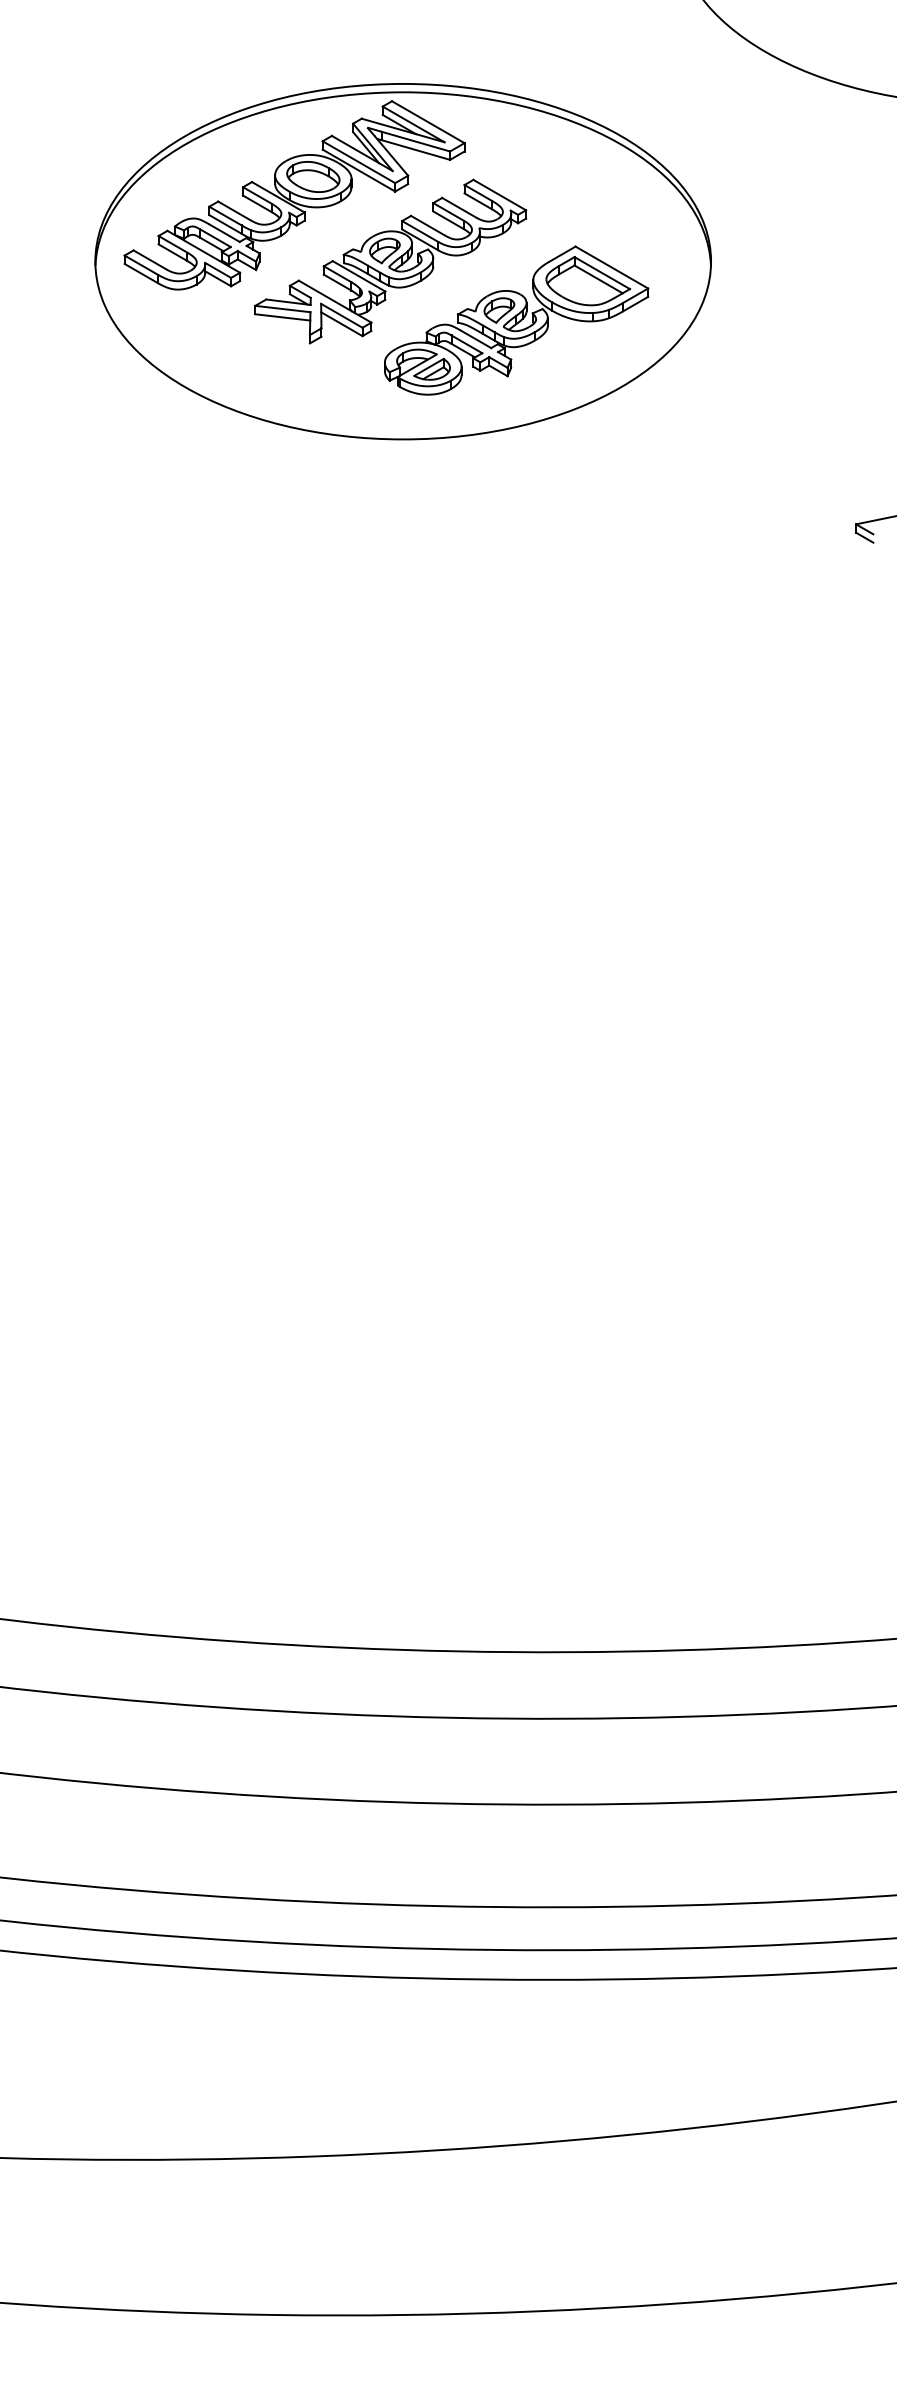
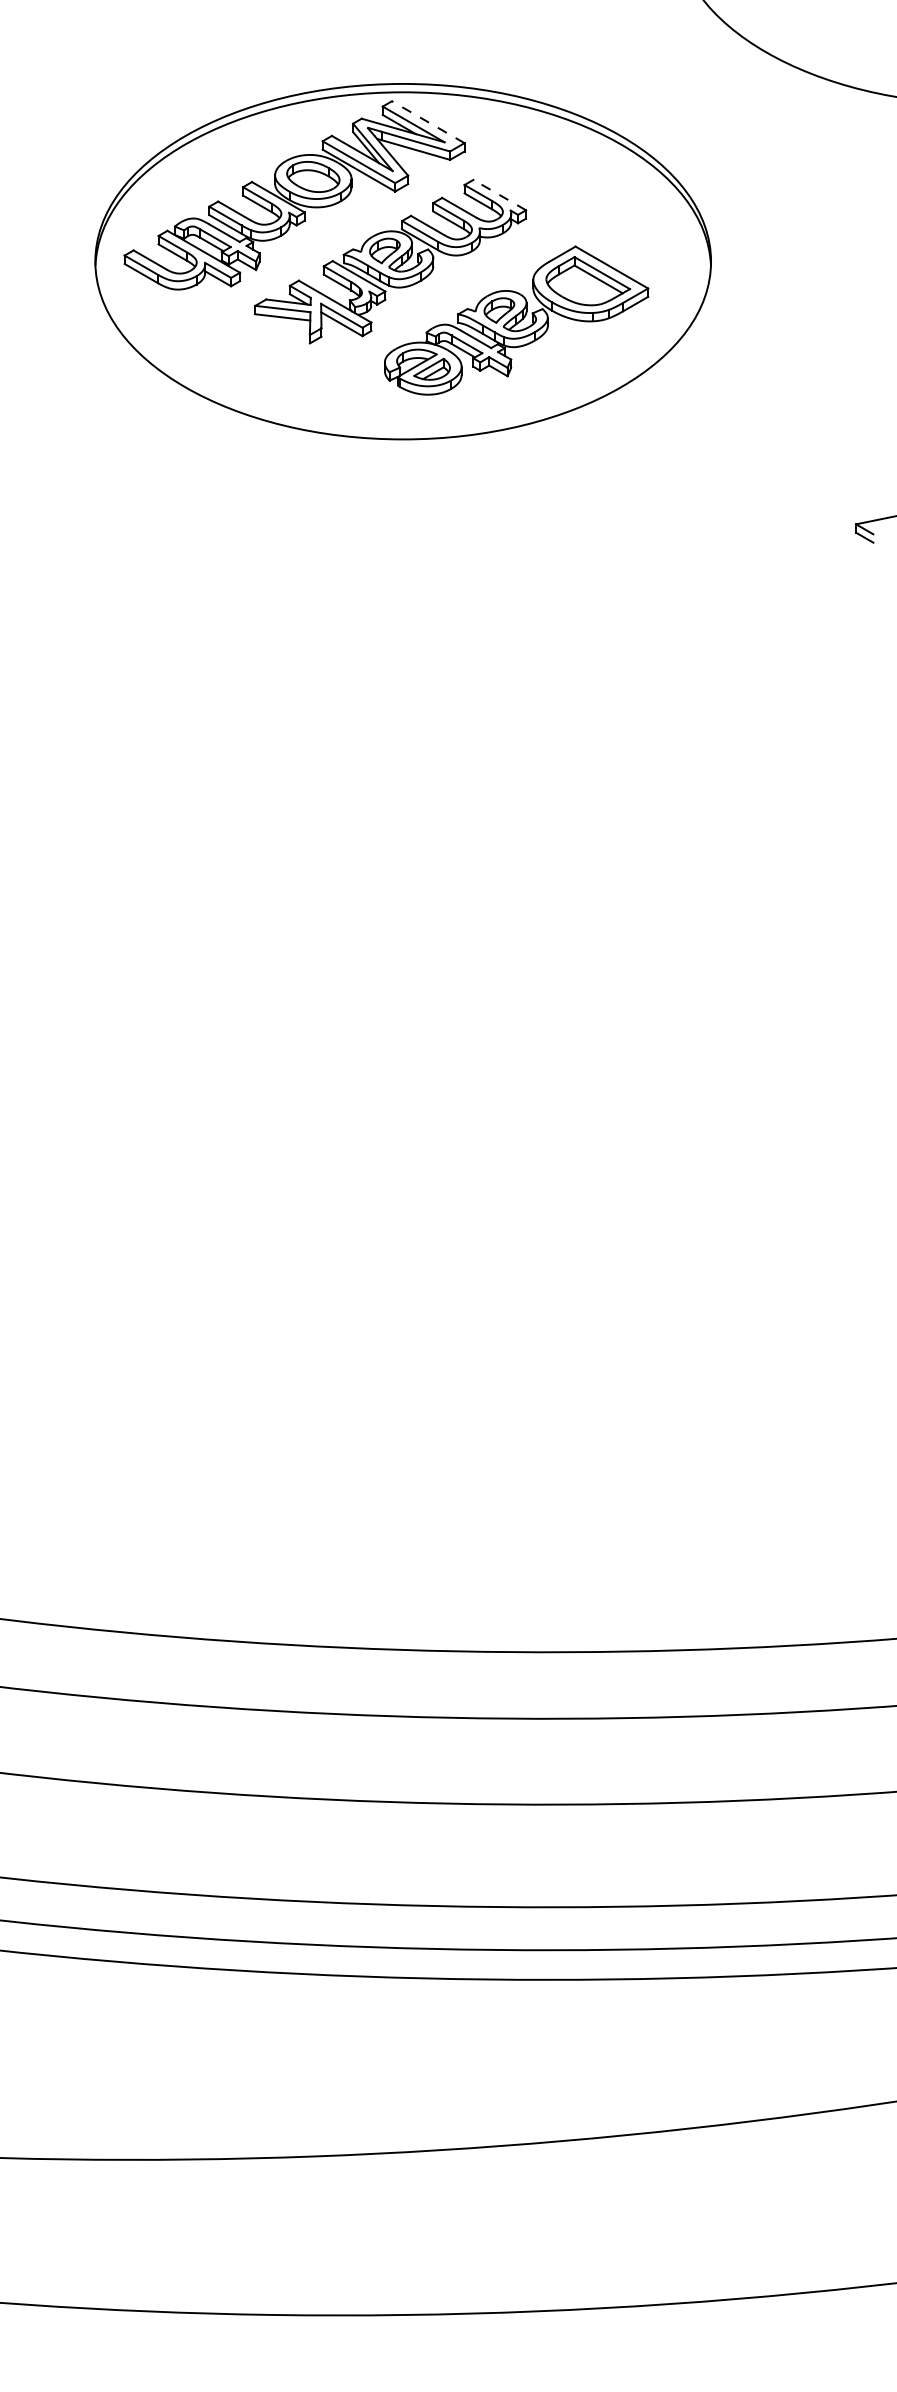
line: solid -> dashed (428, 122)
line: solid -> dashed (499, 194)
